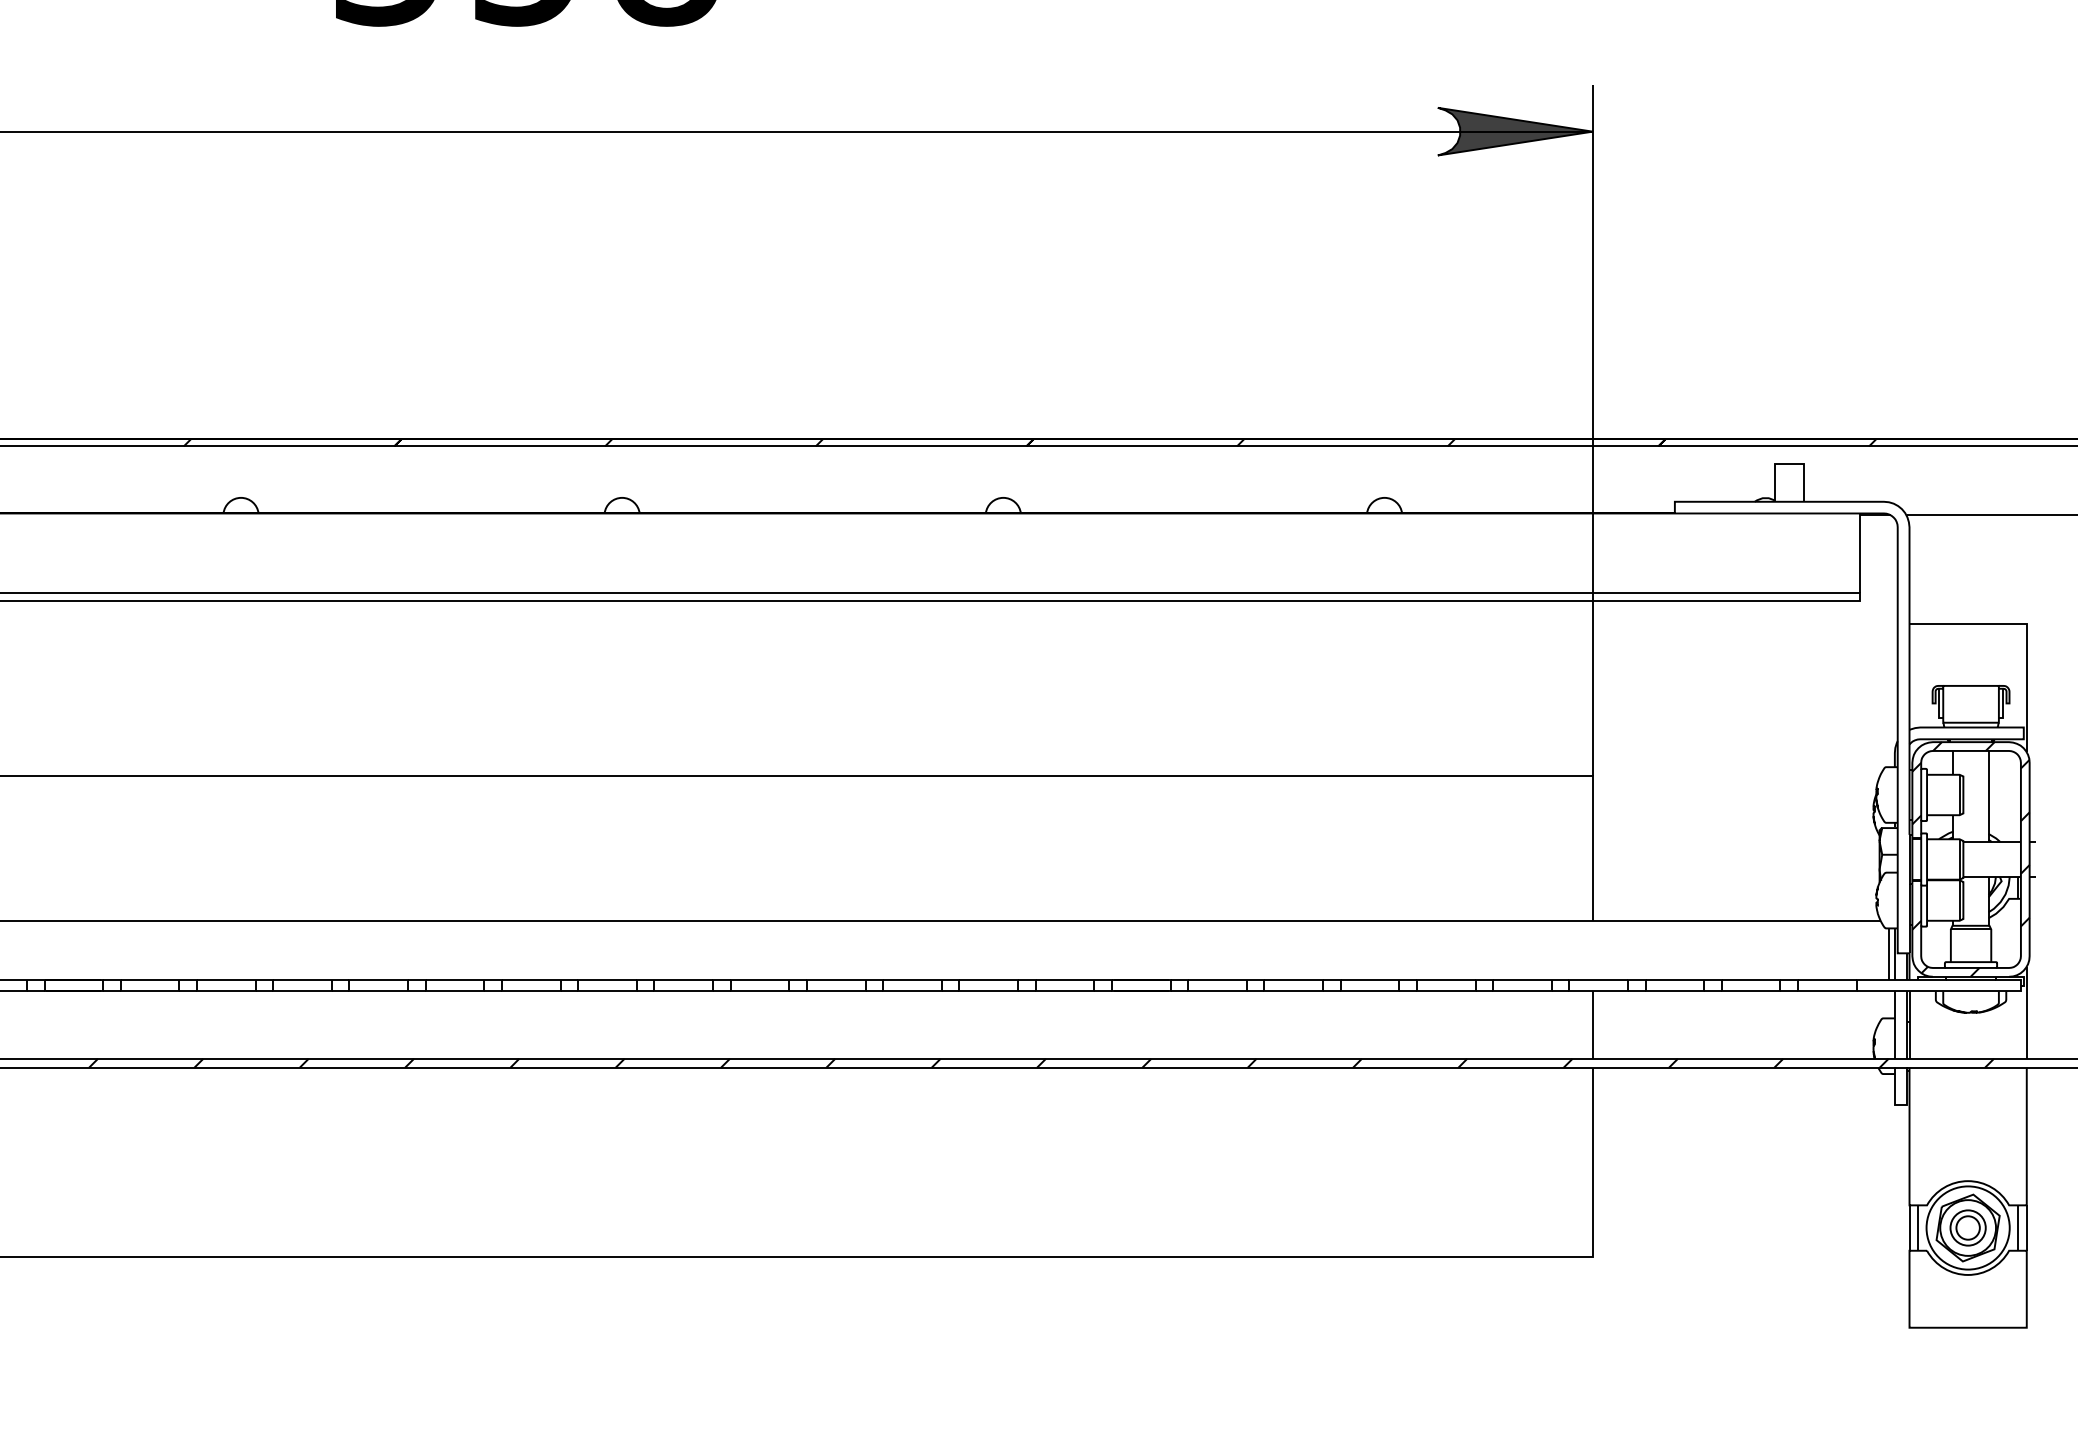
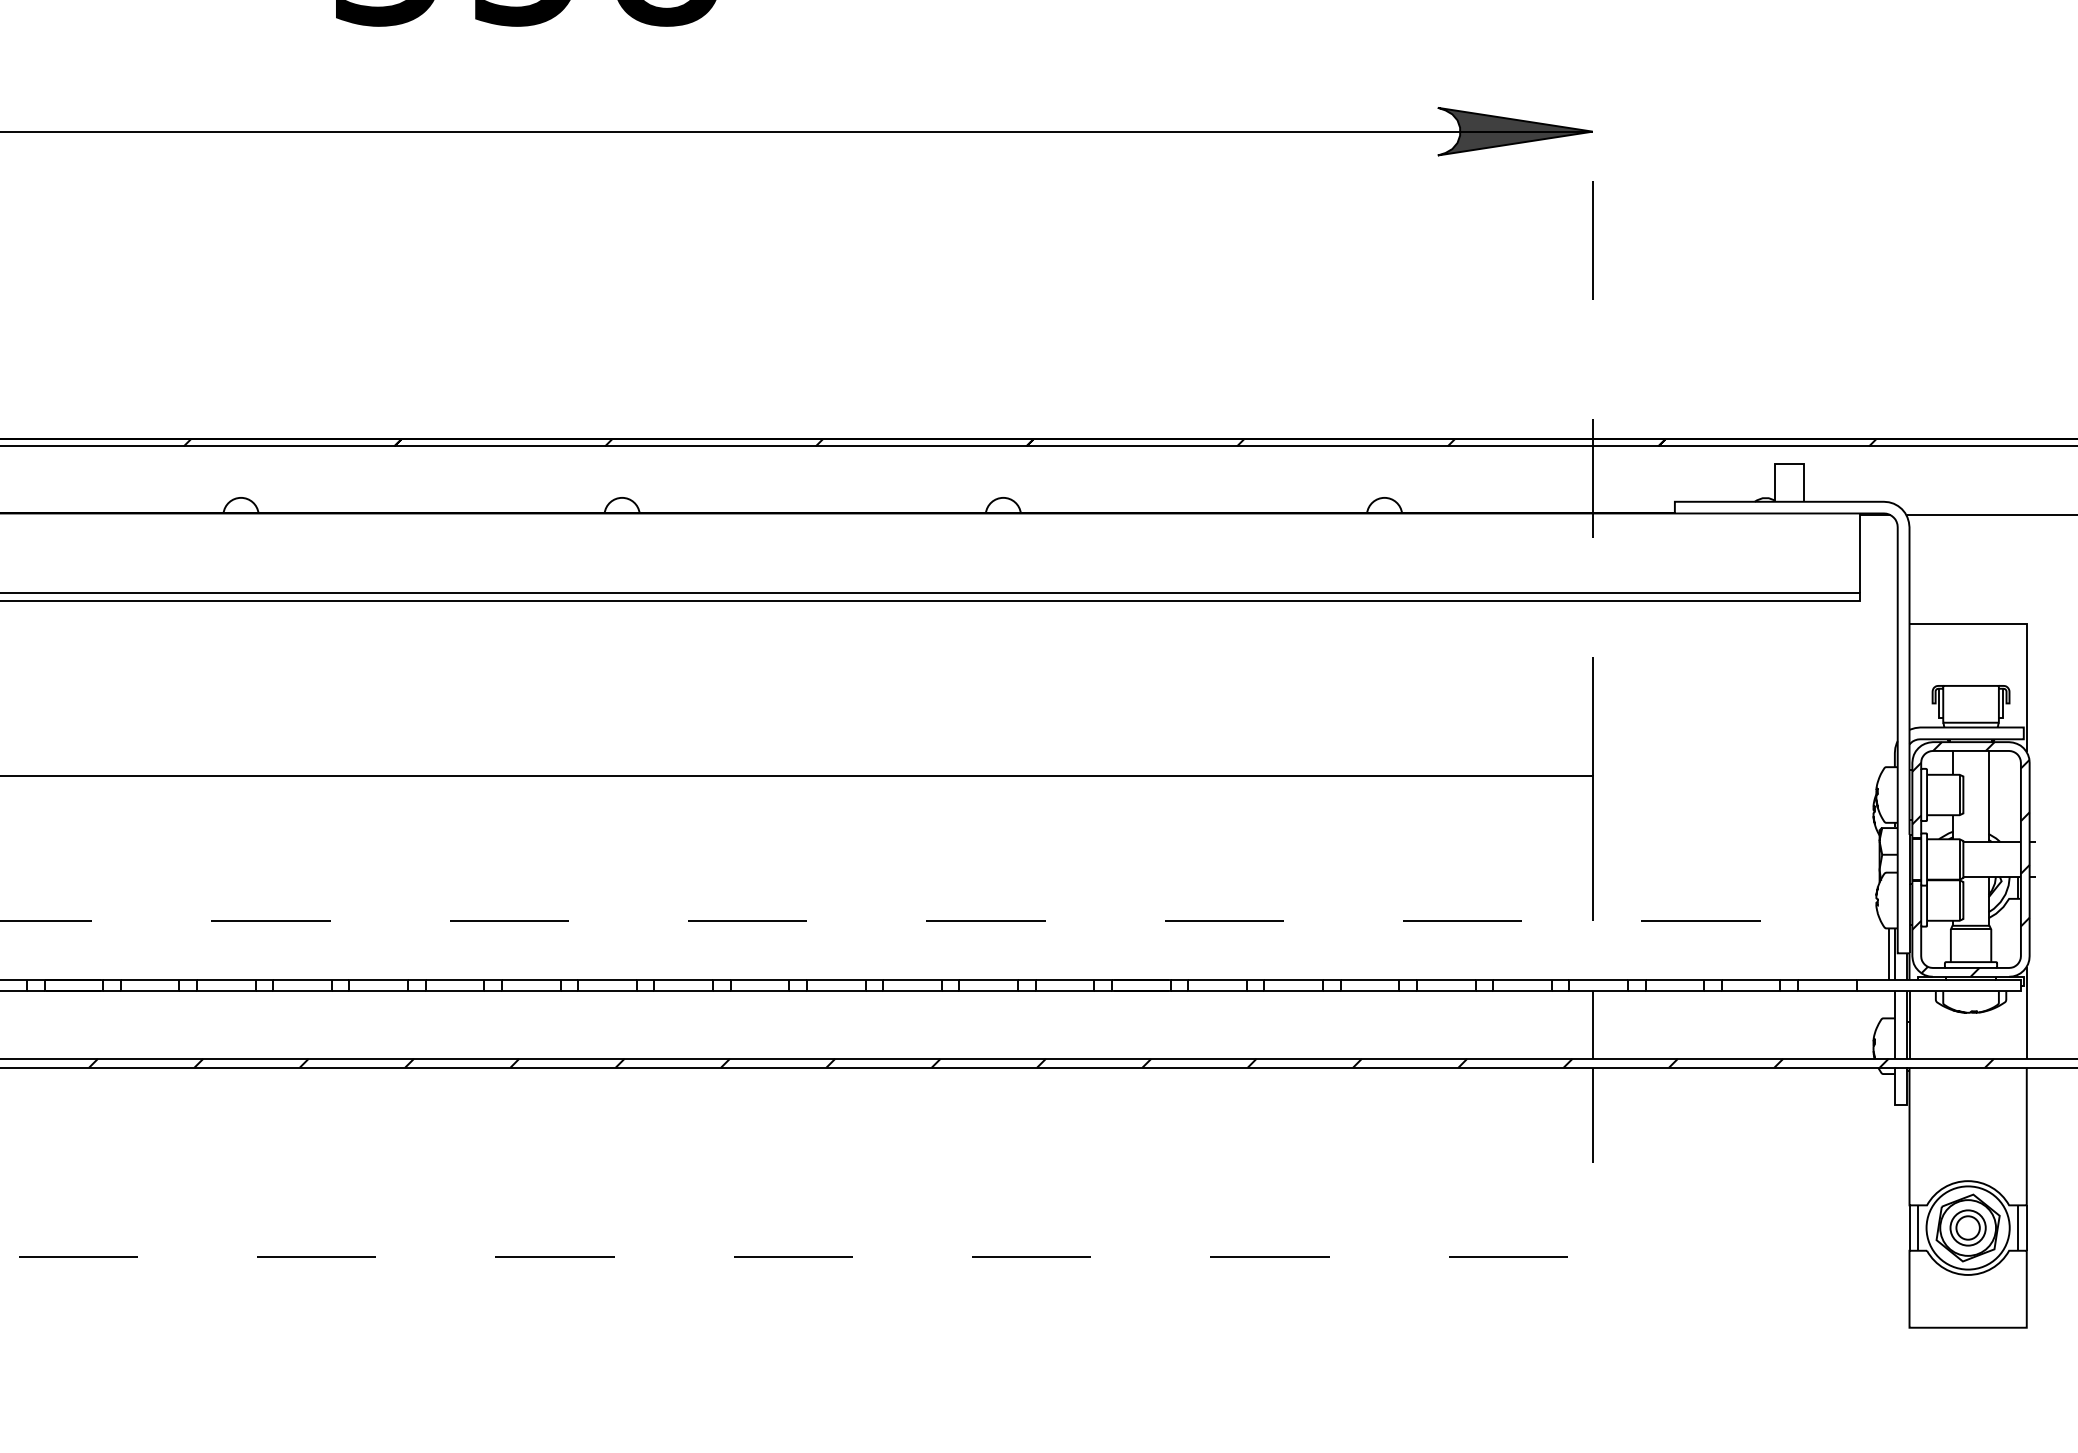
line: solid -> dashed (1592, 430)
line: solid -> dashed (940, 921)
line: solid -> dashed (891, 1257)
